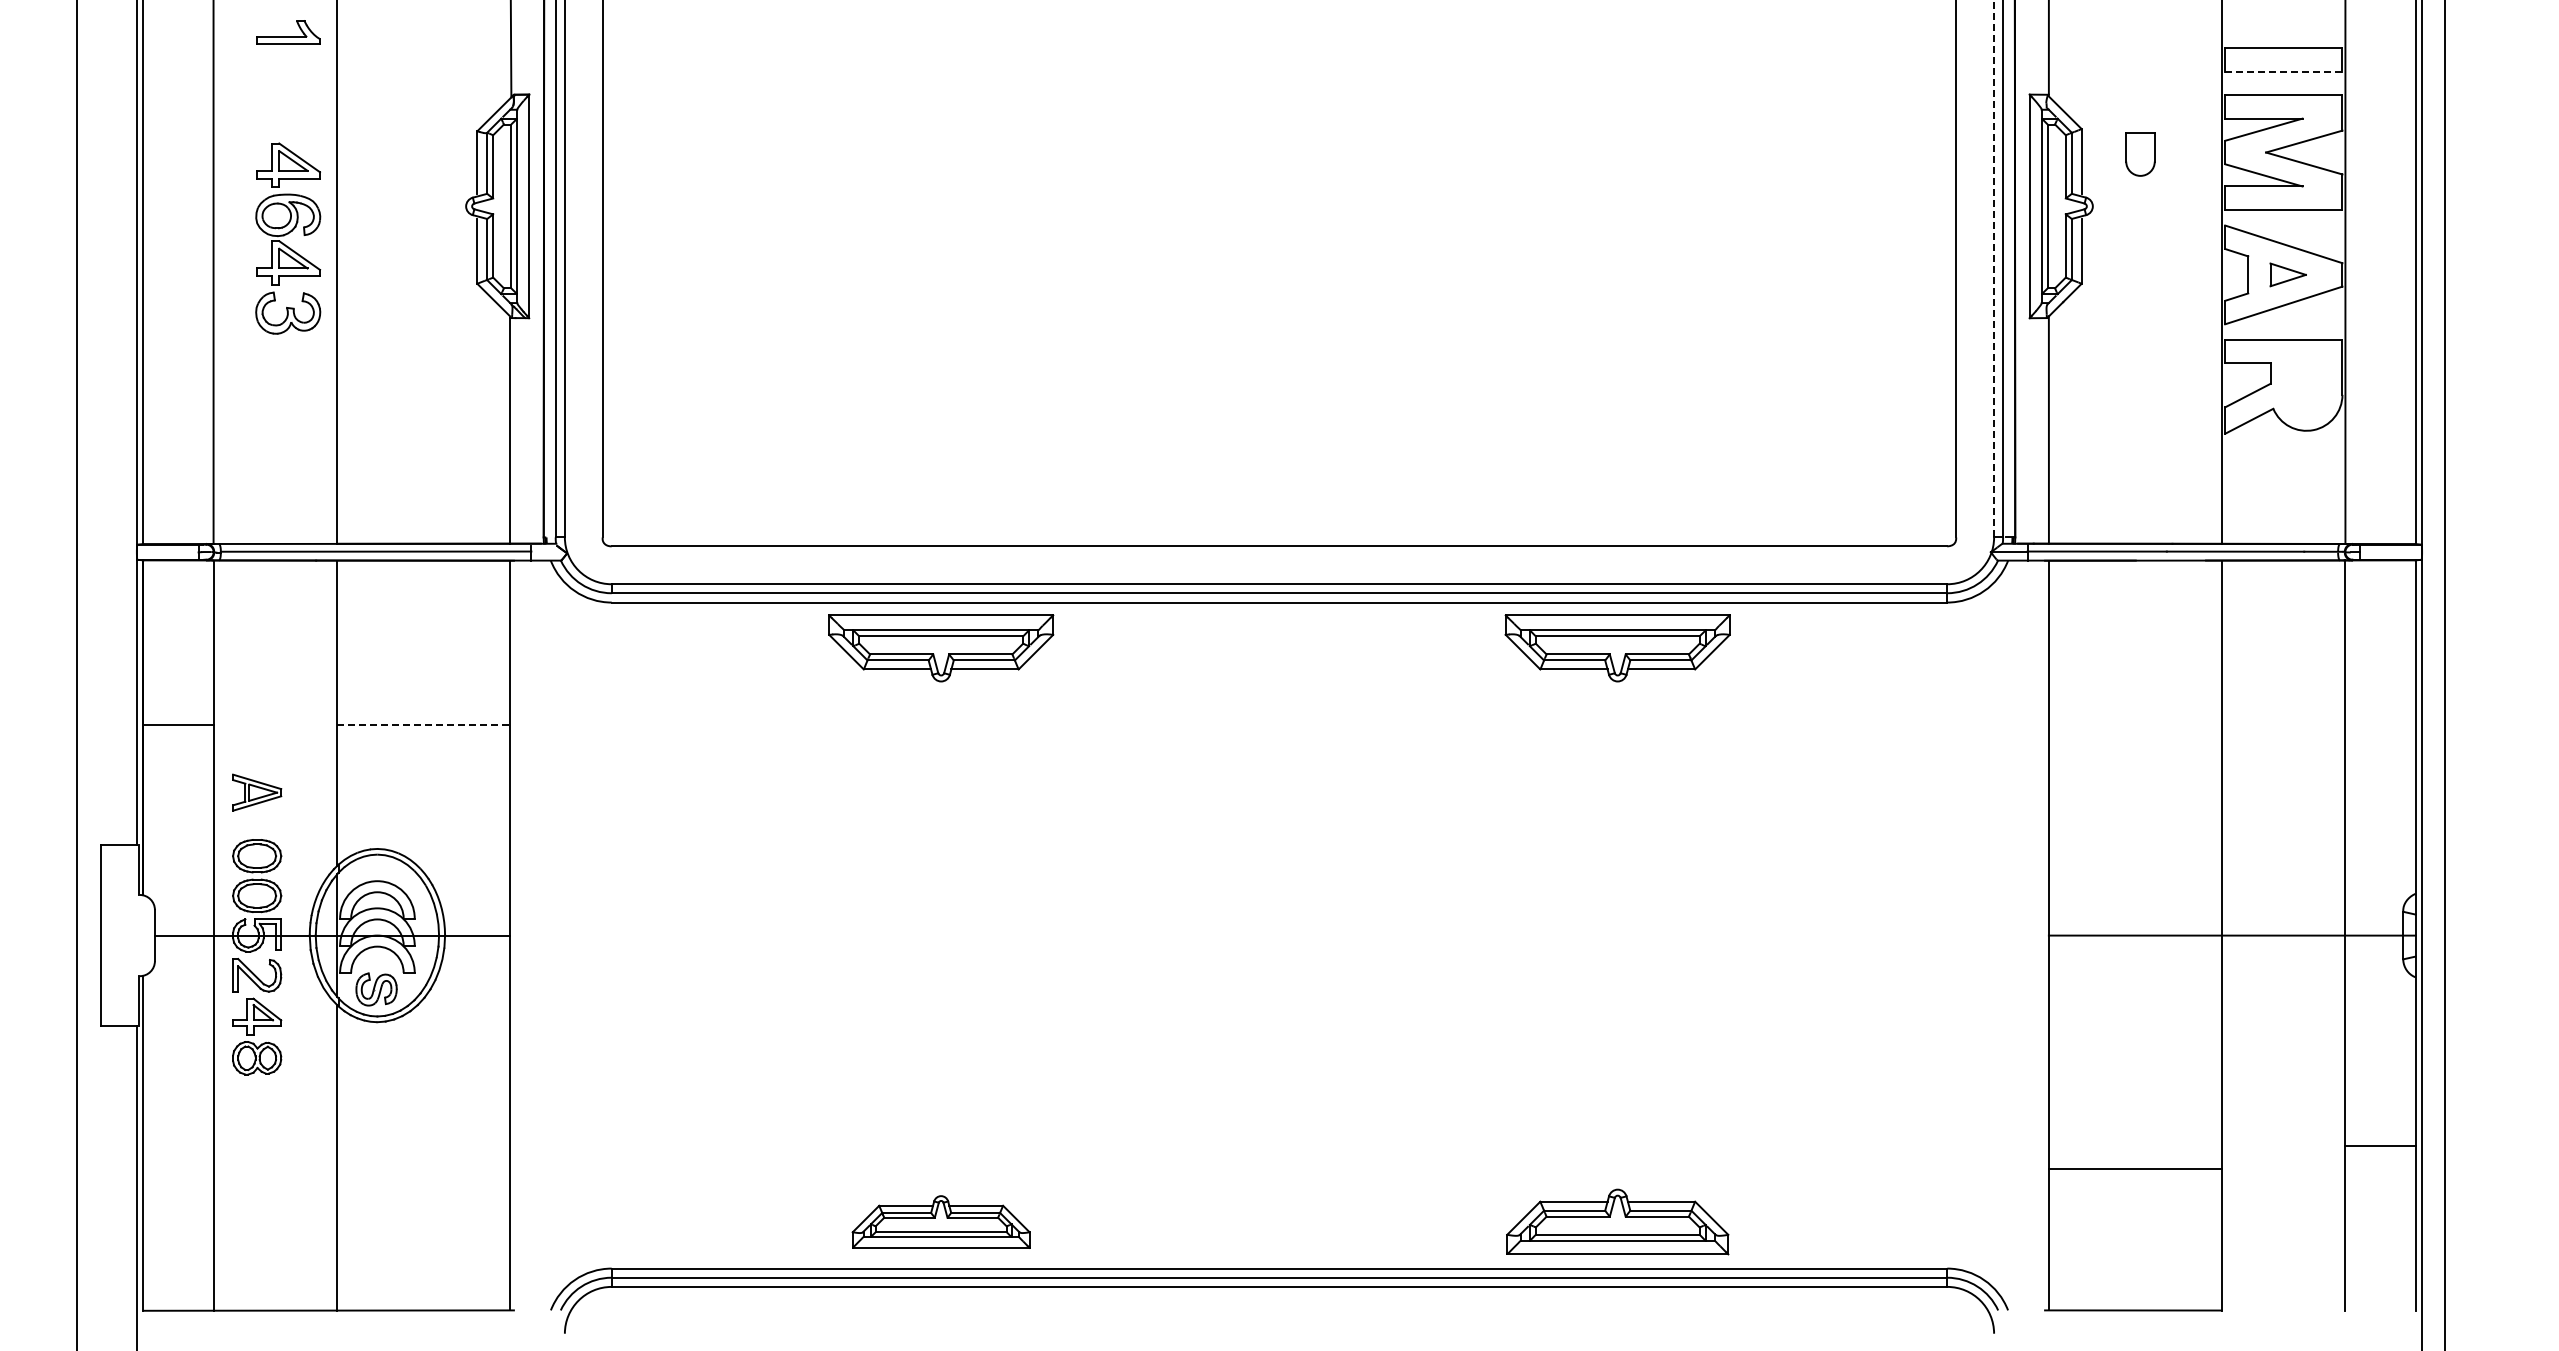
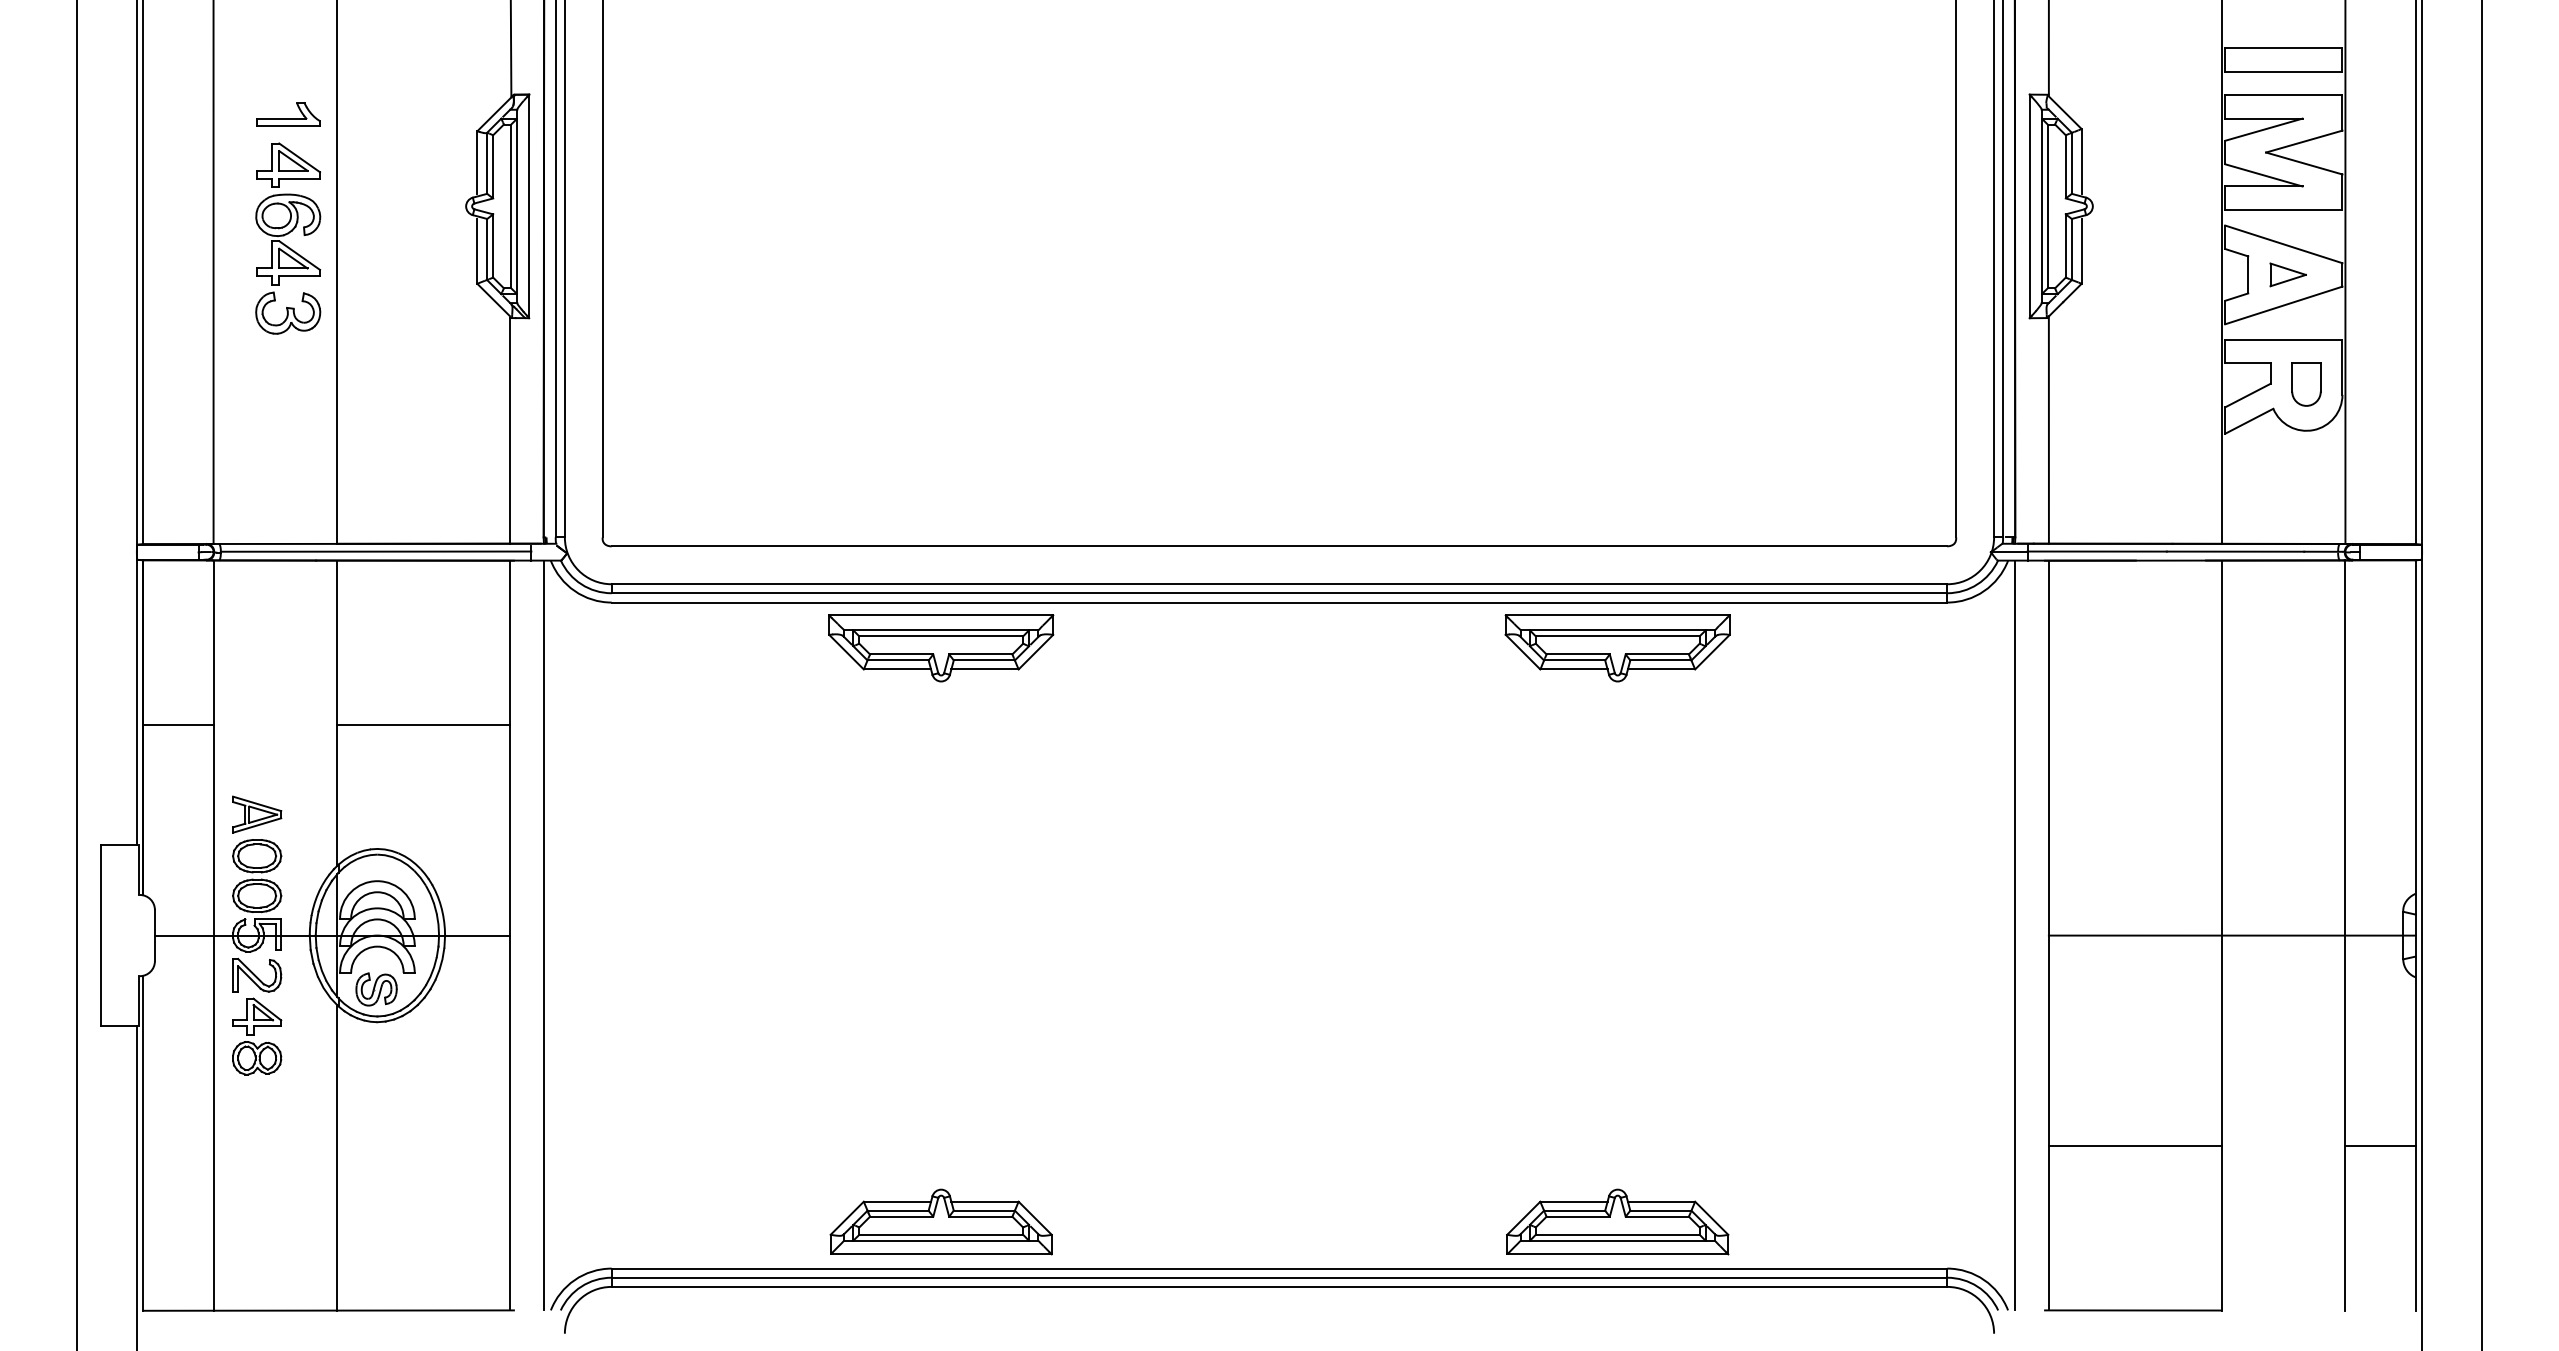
part position: (288, 32) -> (288, 114) (288, 114)
line: dashed -> solid (2283, 71)
part position: (2140, 154) -> (2306, 384) (2306, 384)
line: dashed -> solid (1994, 268)
line position: (2445, 674) -> (2482, 674) (2482, 674)
line: dashed -> solid (424, 725)
part position: (257, 792) -> (257, 814) (257, 814)
line: none -> present (544, 935)
line: none -> present (2014, 935)
line position: (2134, 1169) -> (2134, 1146) (2134, 1146)
part size: 180x54 px -> 224x68 px (940, 1221)
